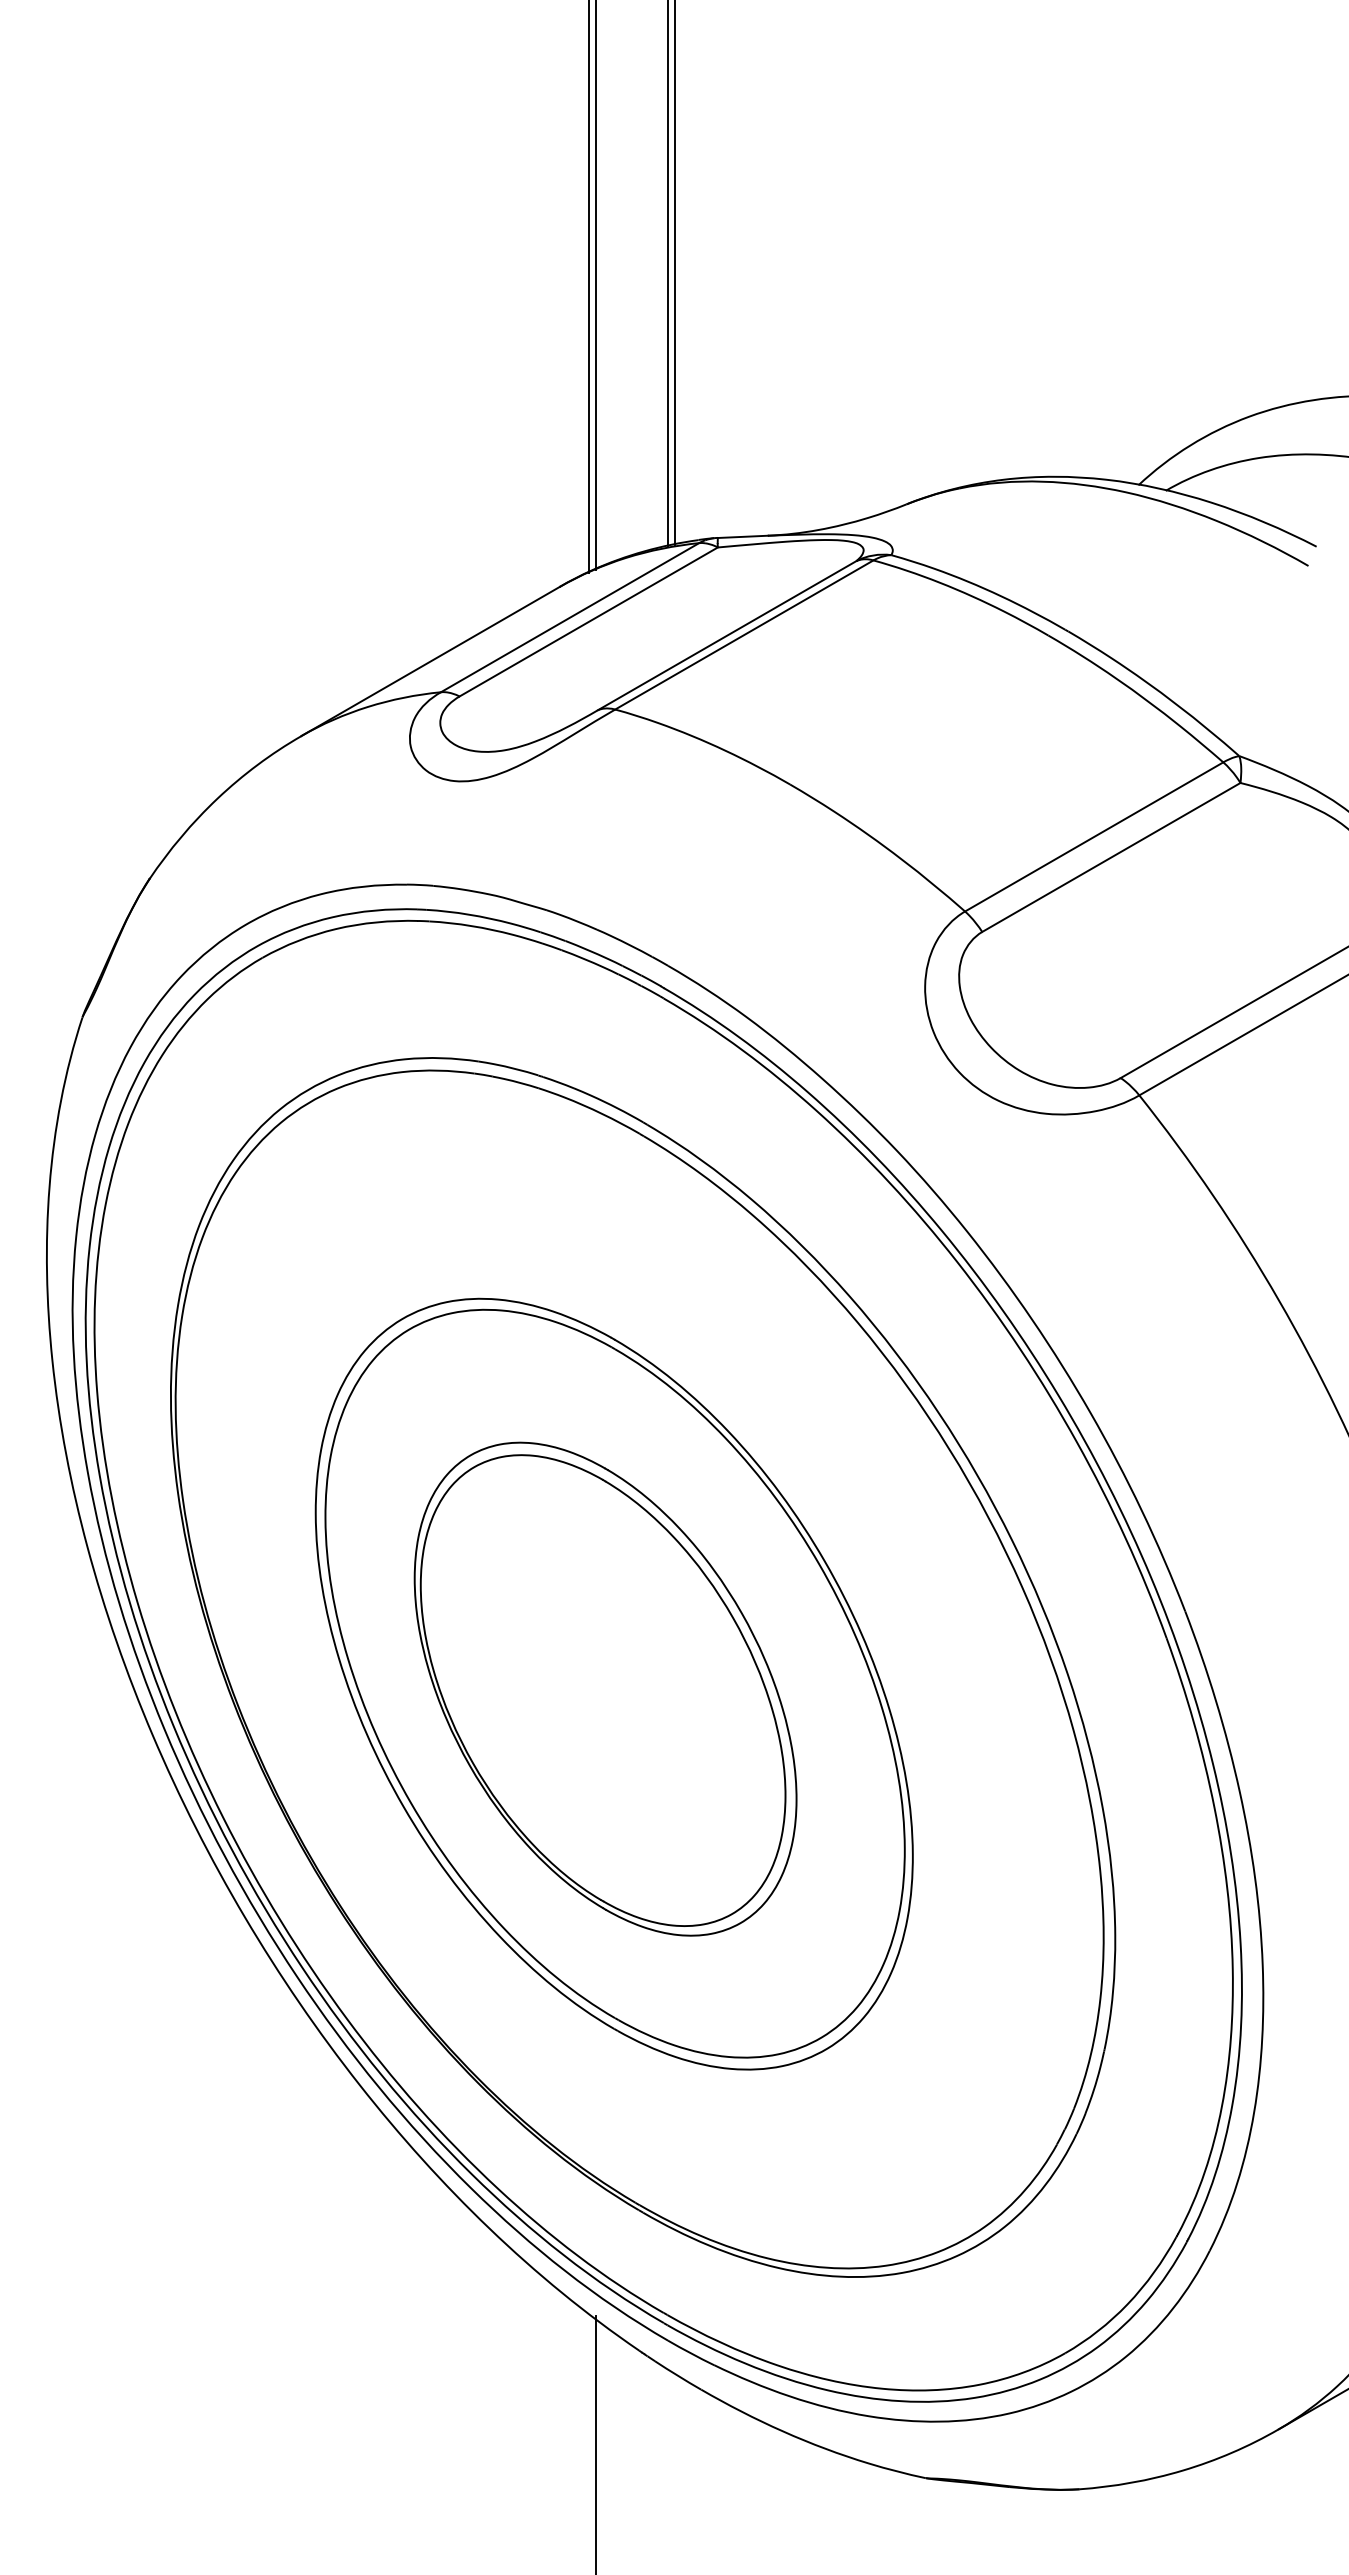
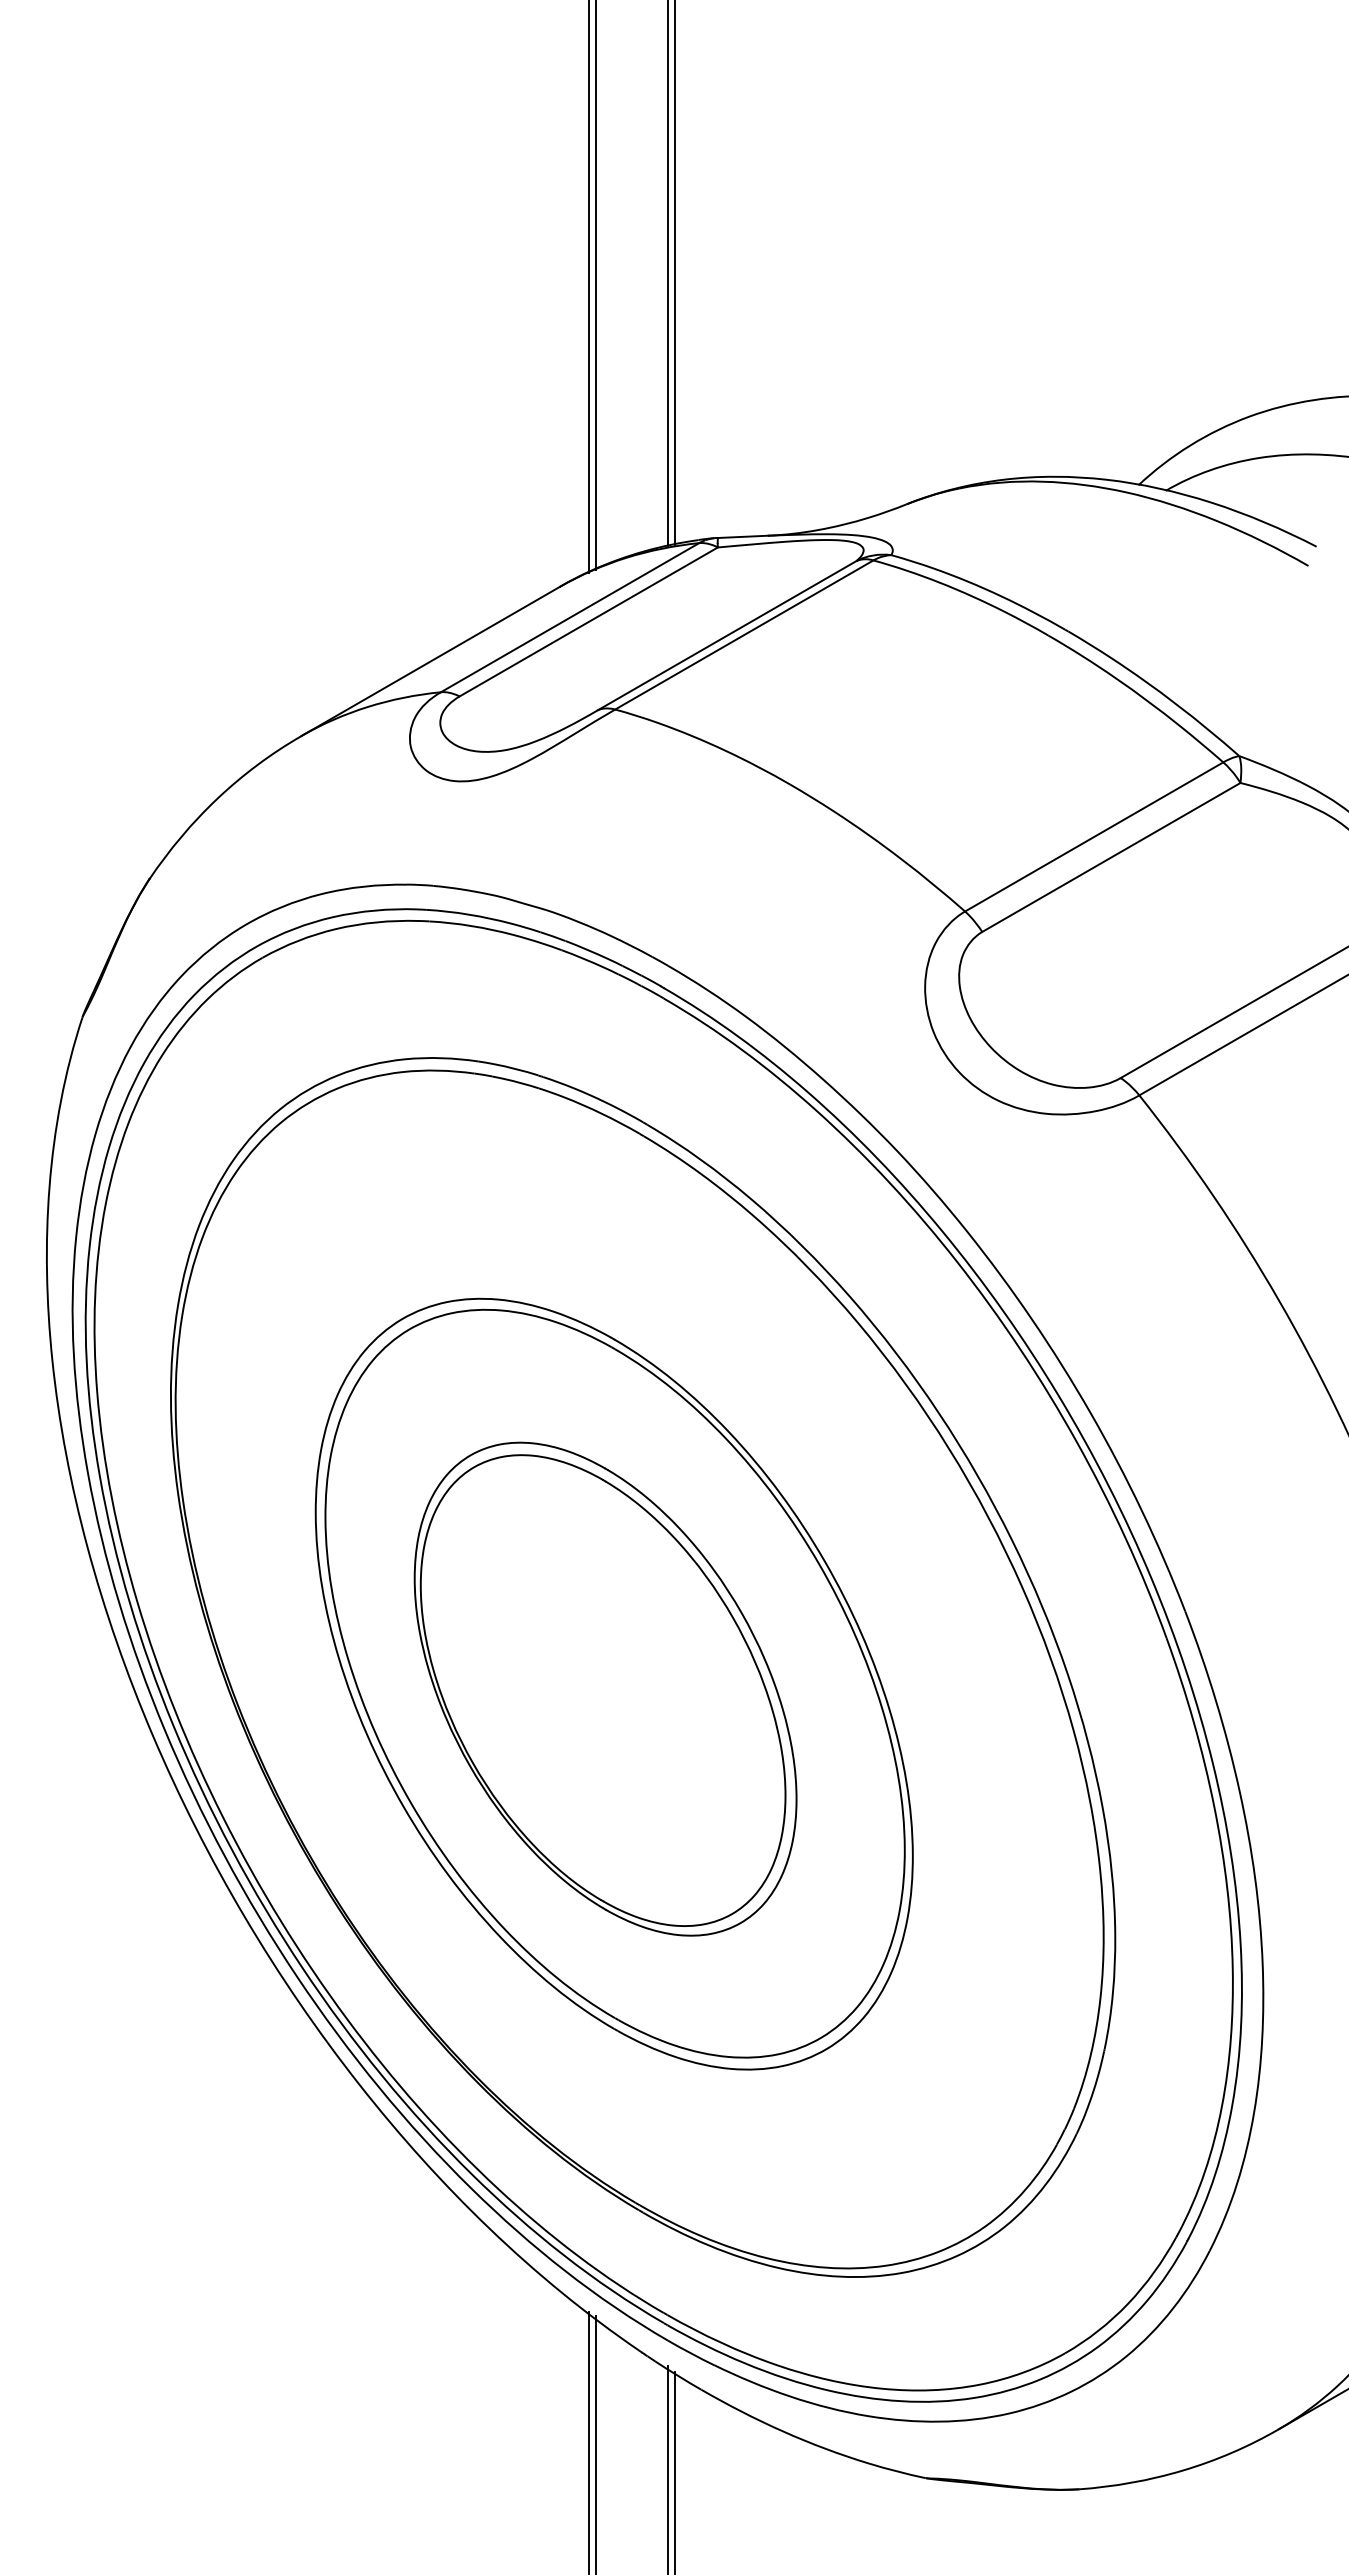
line: none -> present (589, 2441)
line: none -> present (667, 2468)
line: none -> present (675, 2471)
